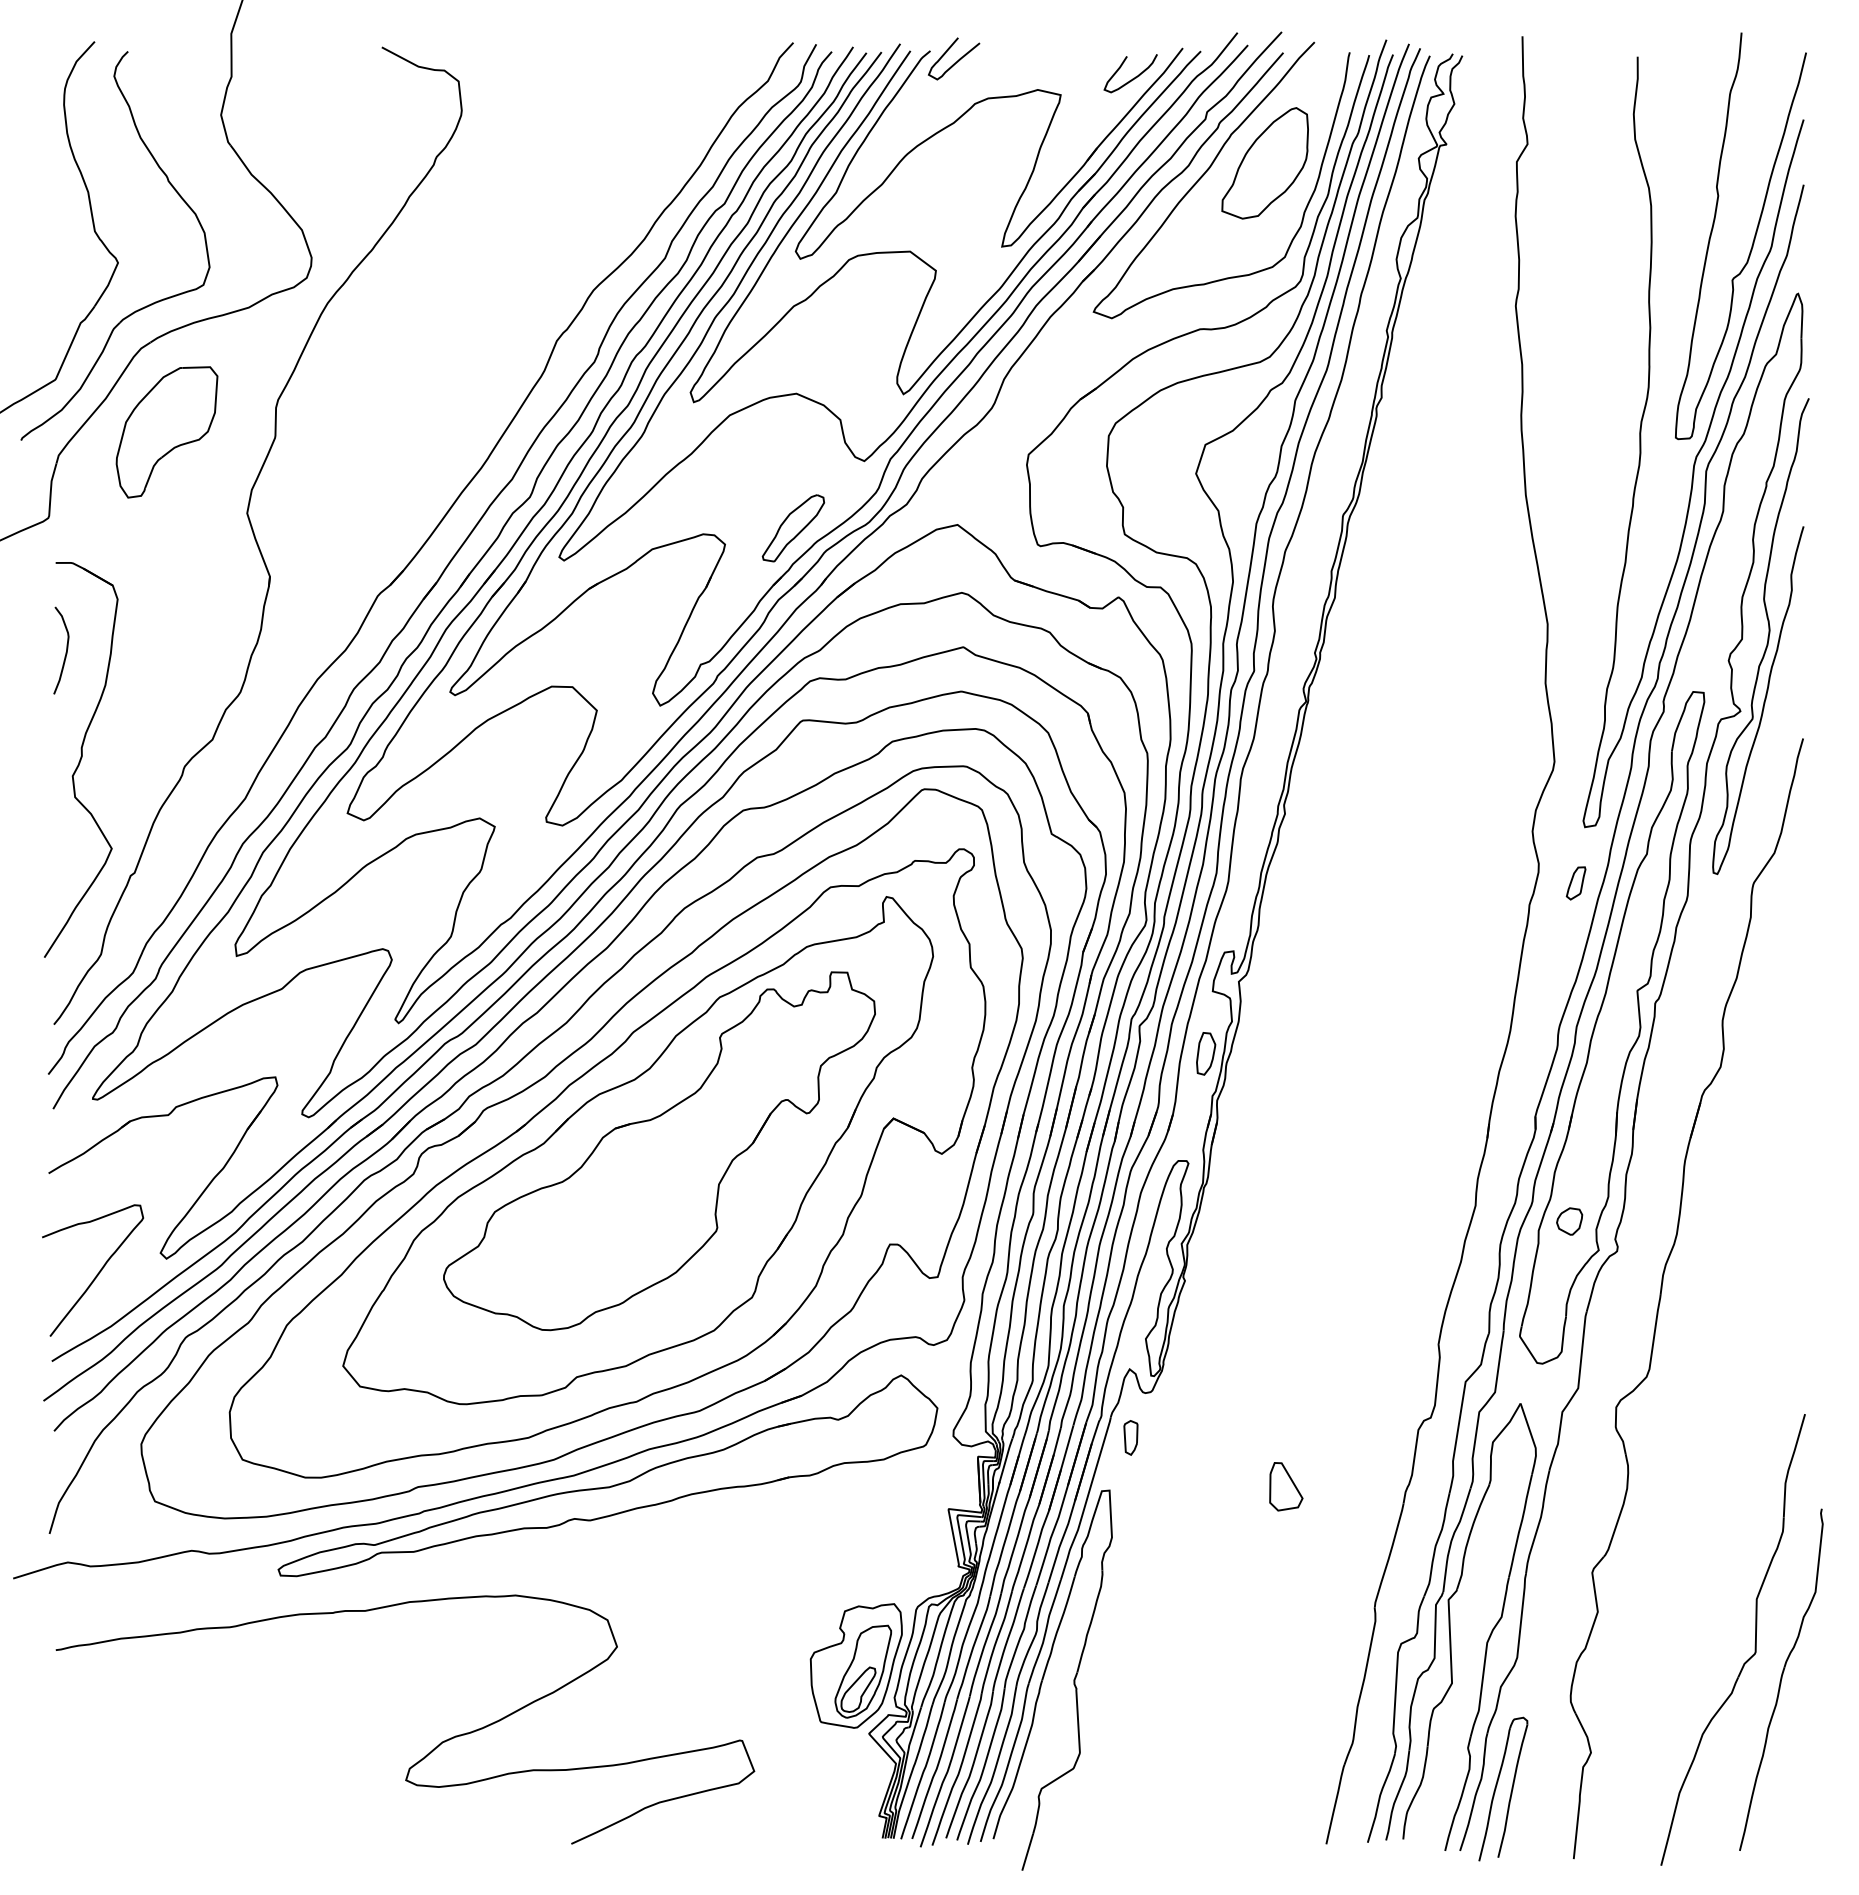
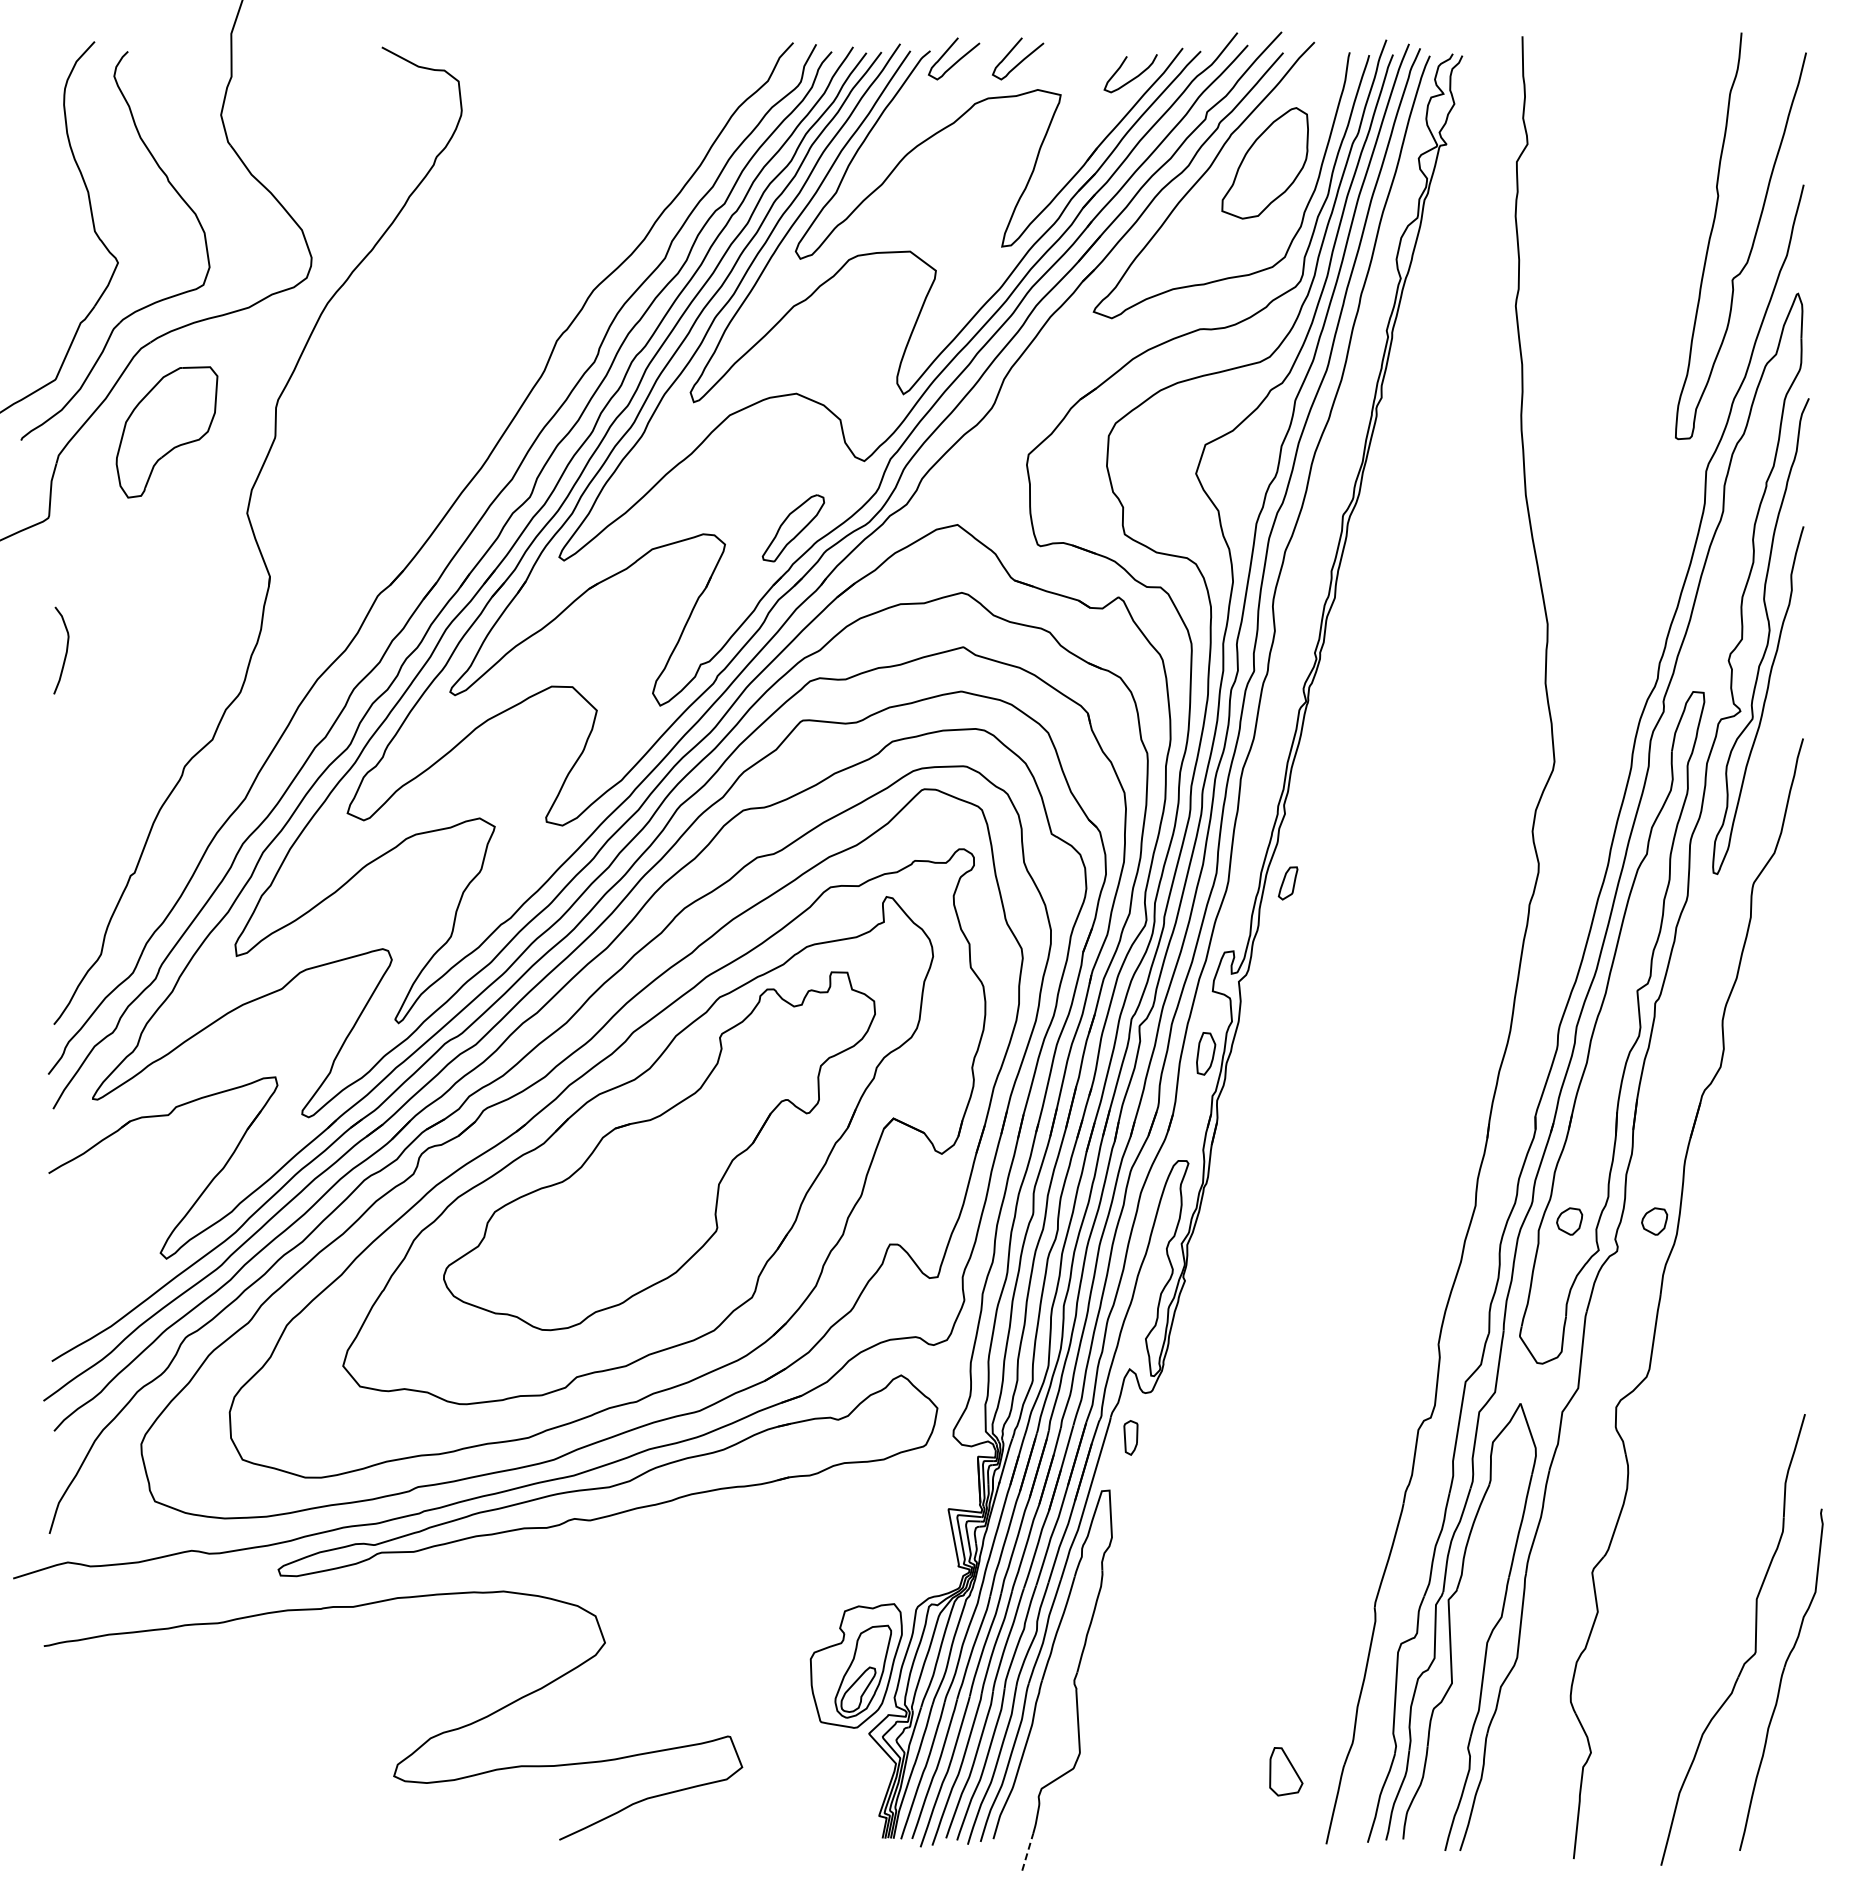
curve: none -> present (1021, 60)
curve: present -> none (1700, 447)
part: present -> none (81, 759)
part position: (1575, 883) -> (1287, 883) (1287, 883)
part: none -> present (1654, 1221)
curve: present -> none (97, 1273)
part position: (1286, 1486) -> (1286, 1771) (1286, 1771)
curve position: (433, 1748) -> (421, 1744) (421, 1744)
part: present -> none (1497, 1785)
line: solid -> dashed (1028, 1850)
